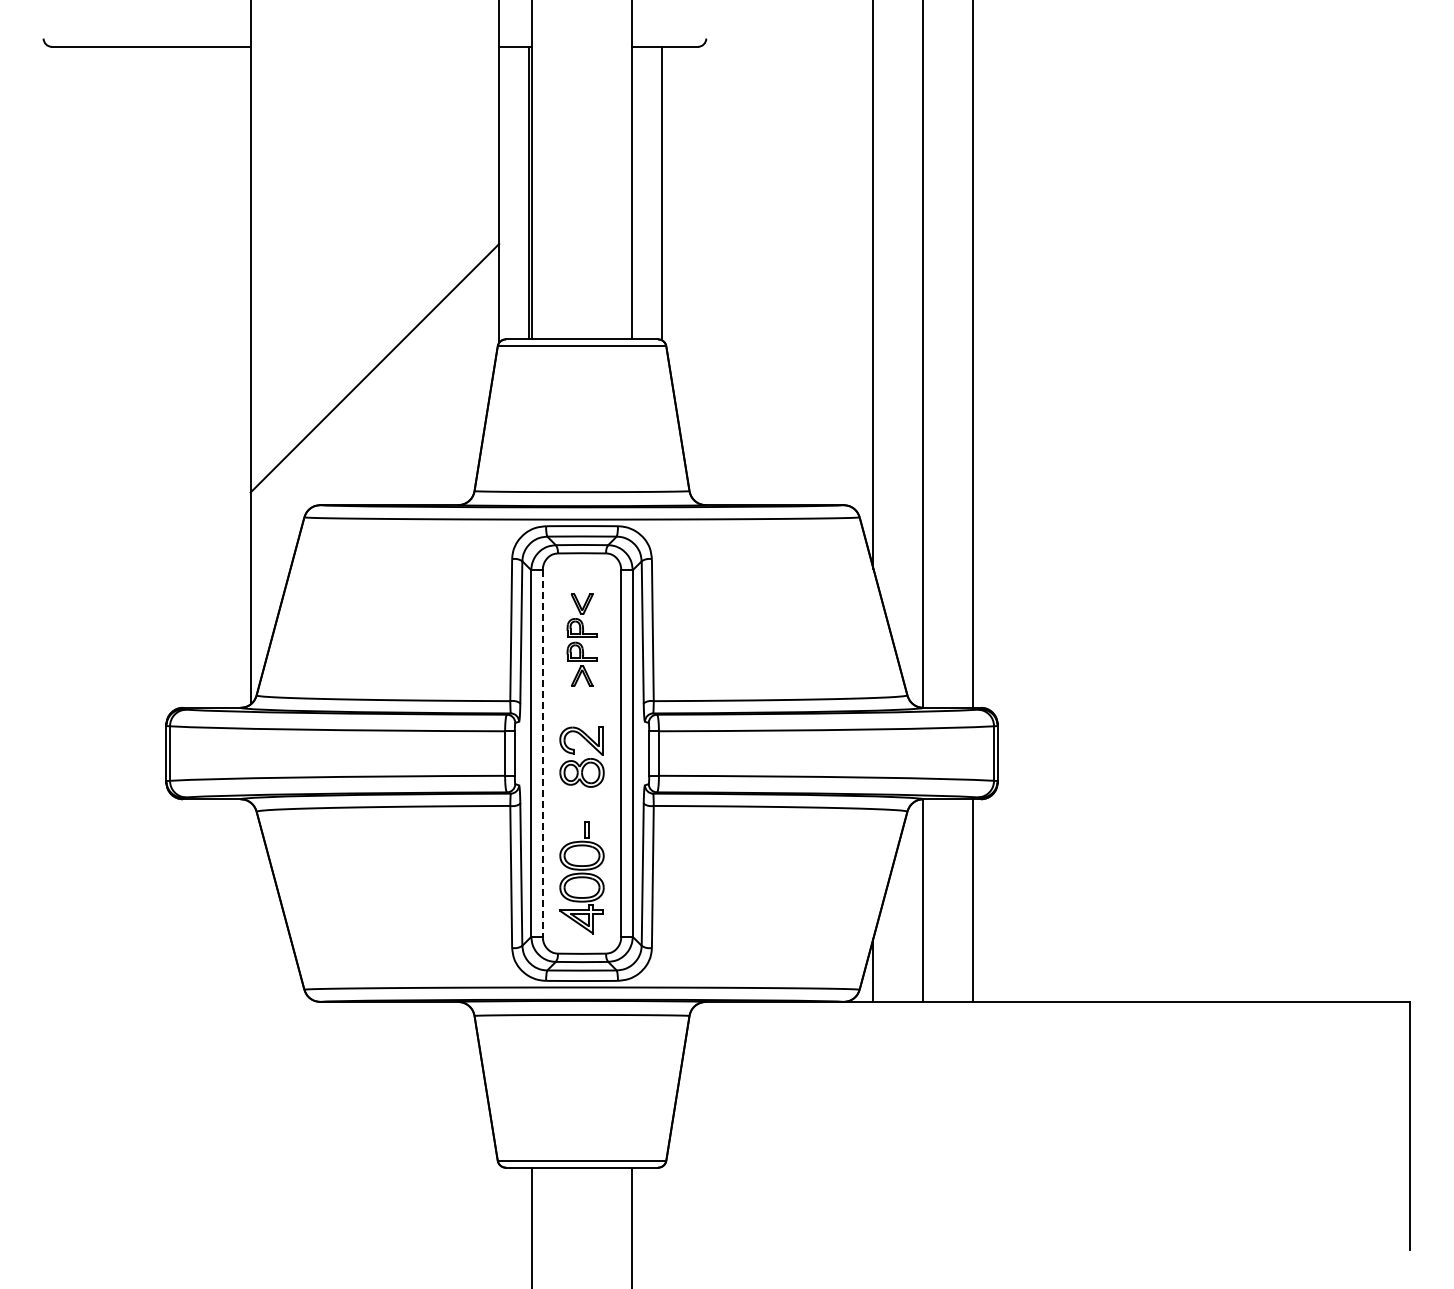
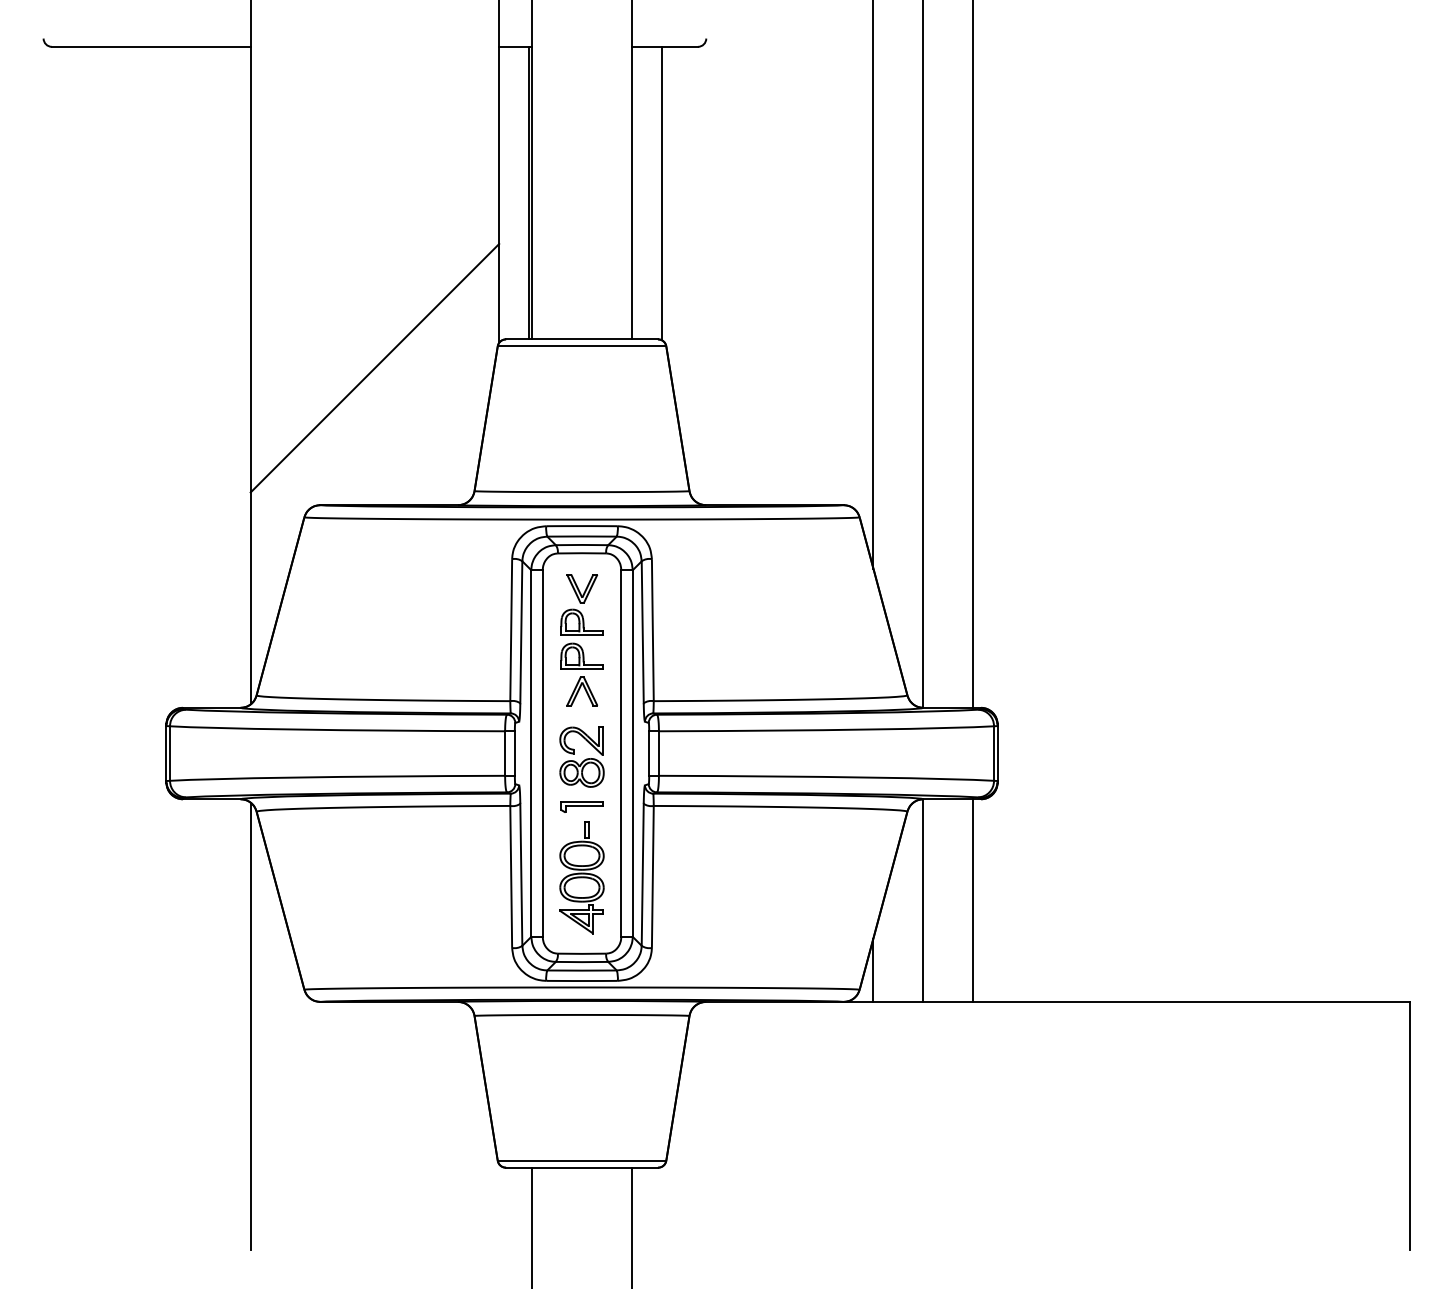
part size: 32x94 px -> 44x133 px (581, 640)
line: dashed -> solid (542, 754)
part: none -> present (581, 806)
line: none -> present (250, 1026)
